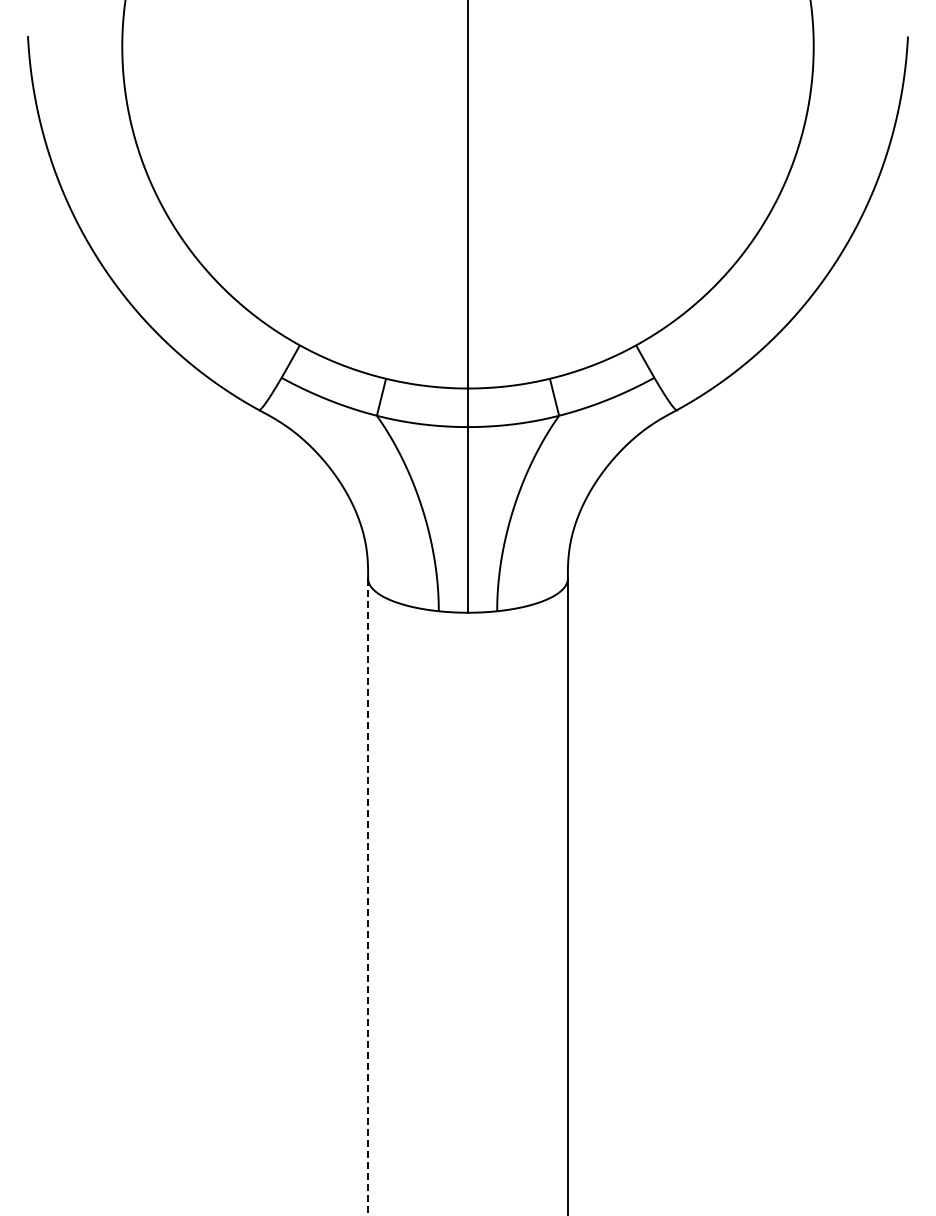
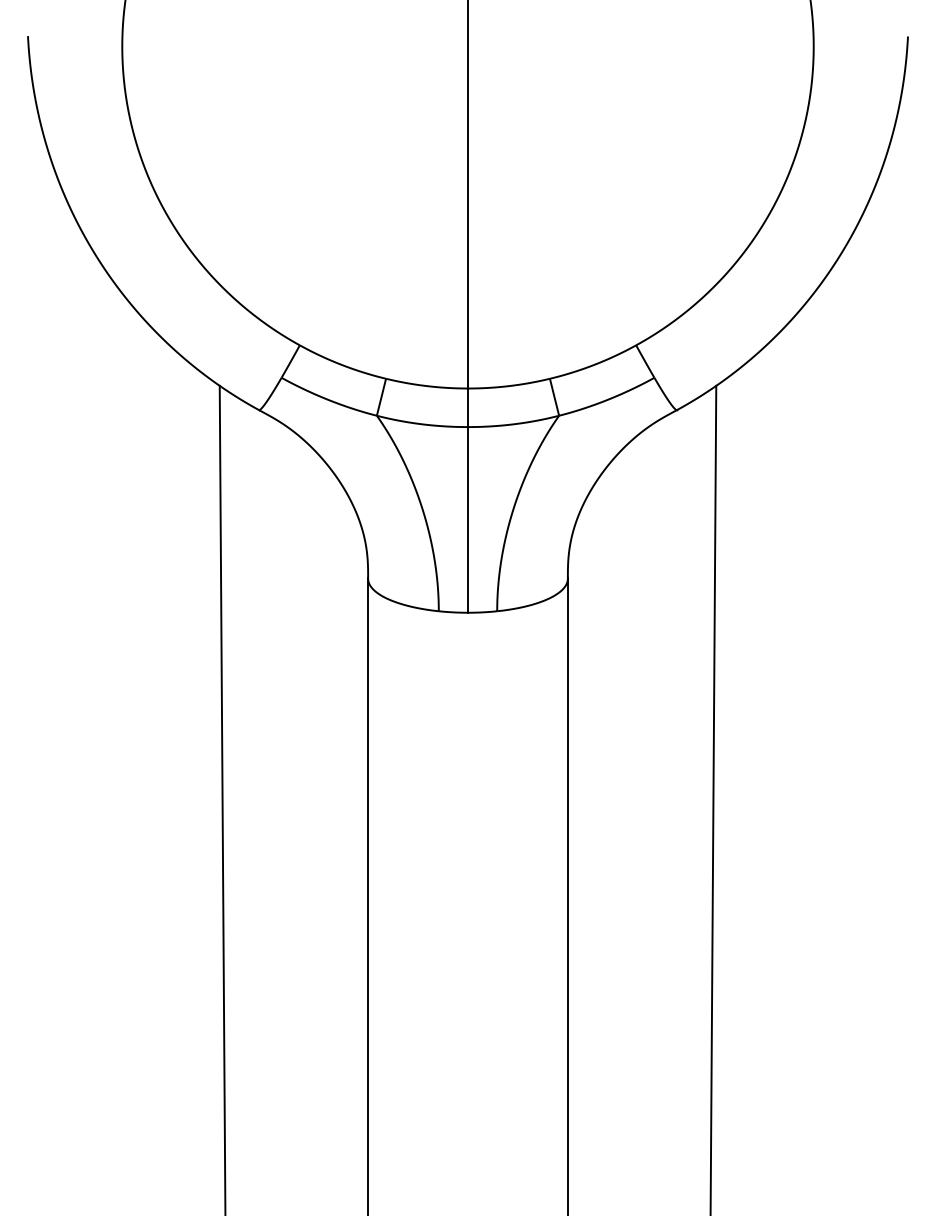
line: none -> present (222, 798)
line: none -> present (713, 798)
line: dashed -> solid (368, 897)
